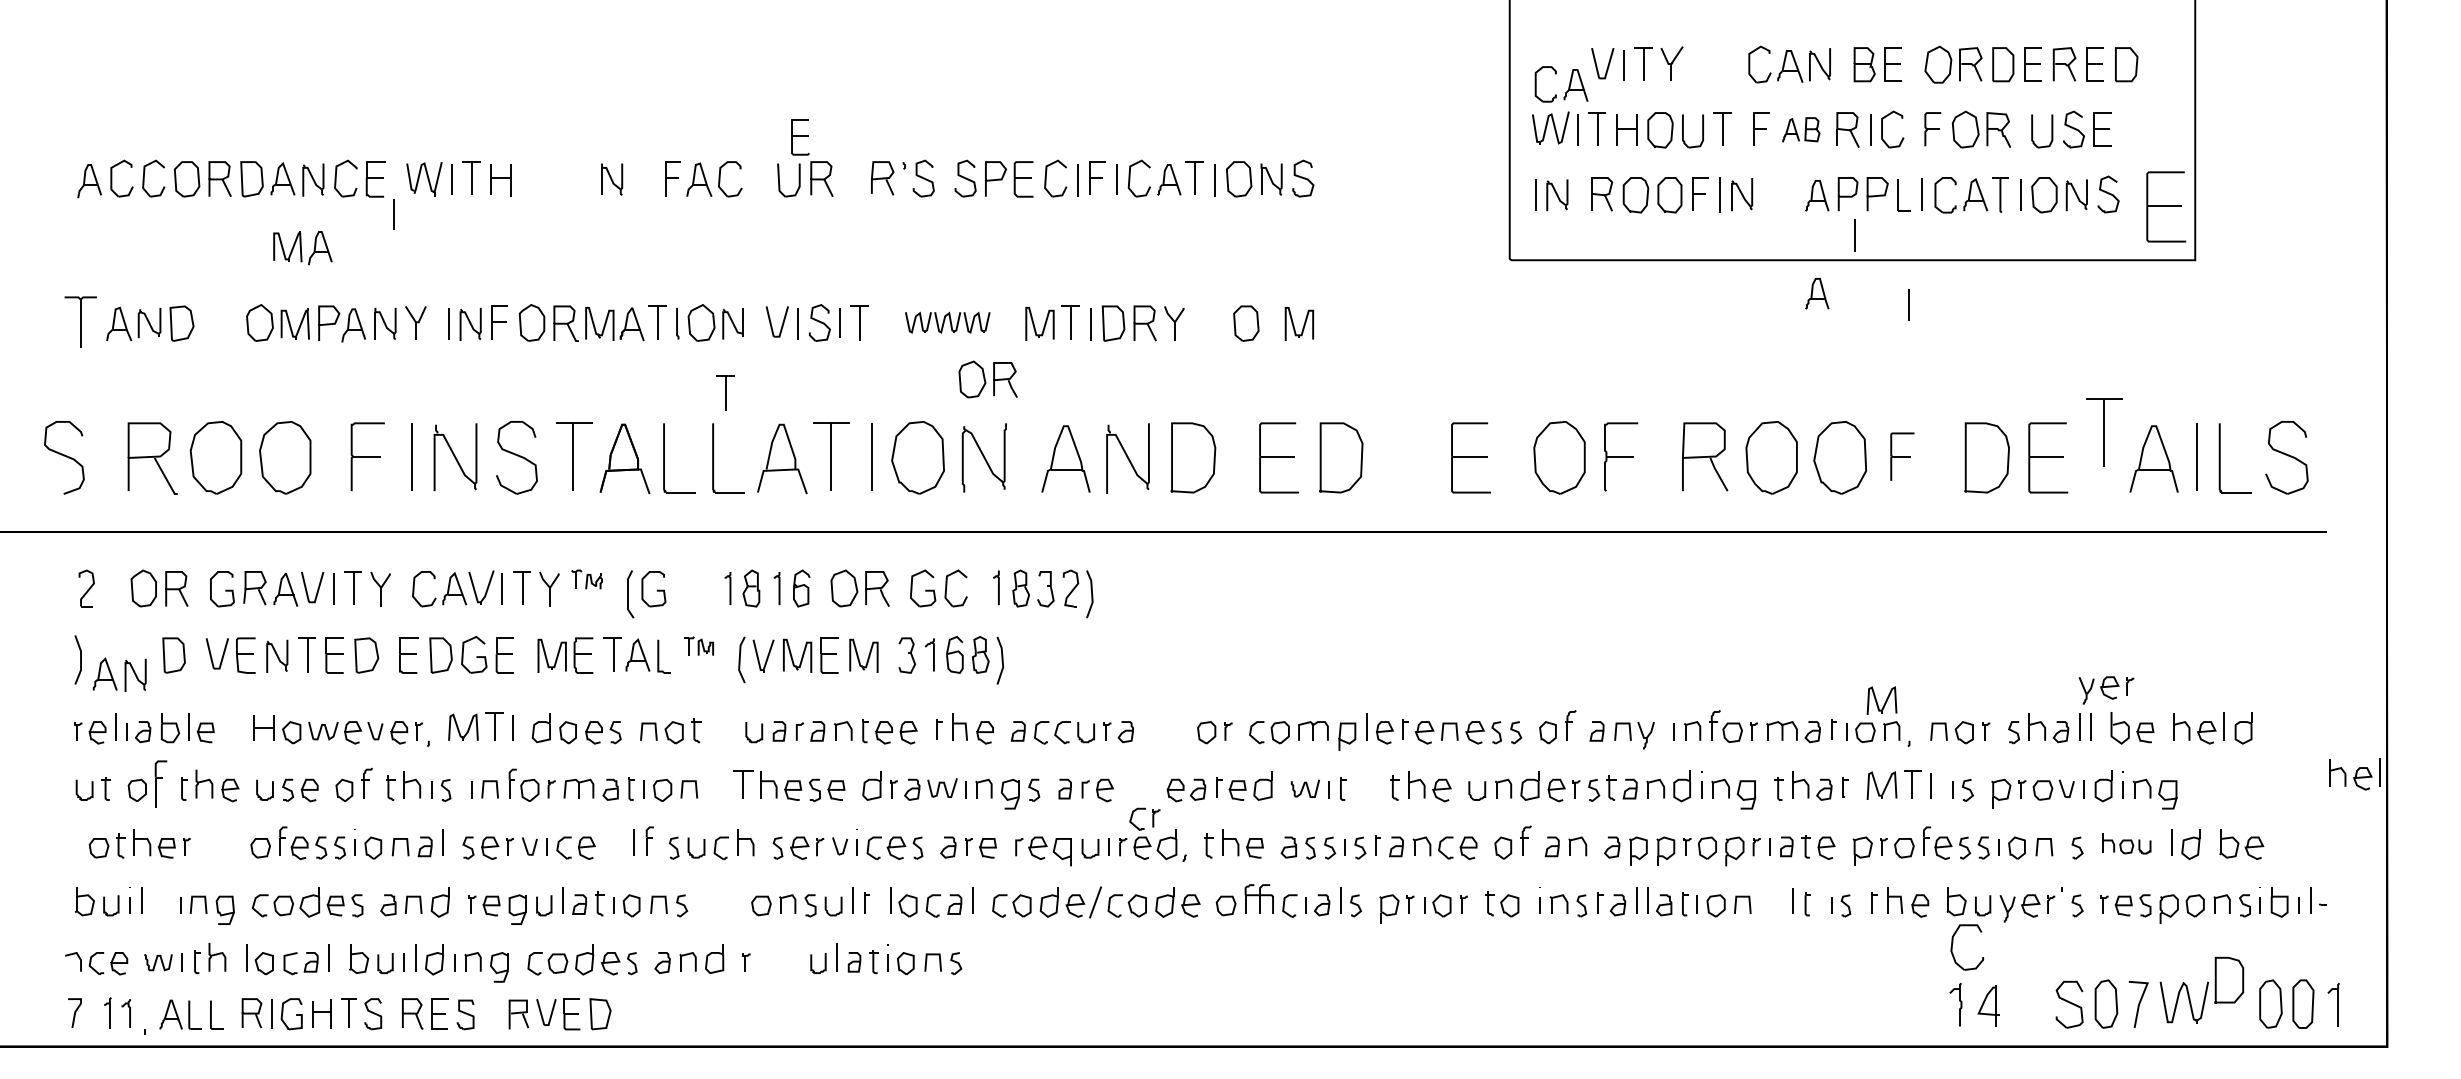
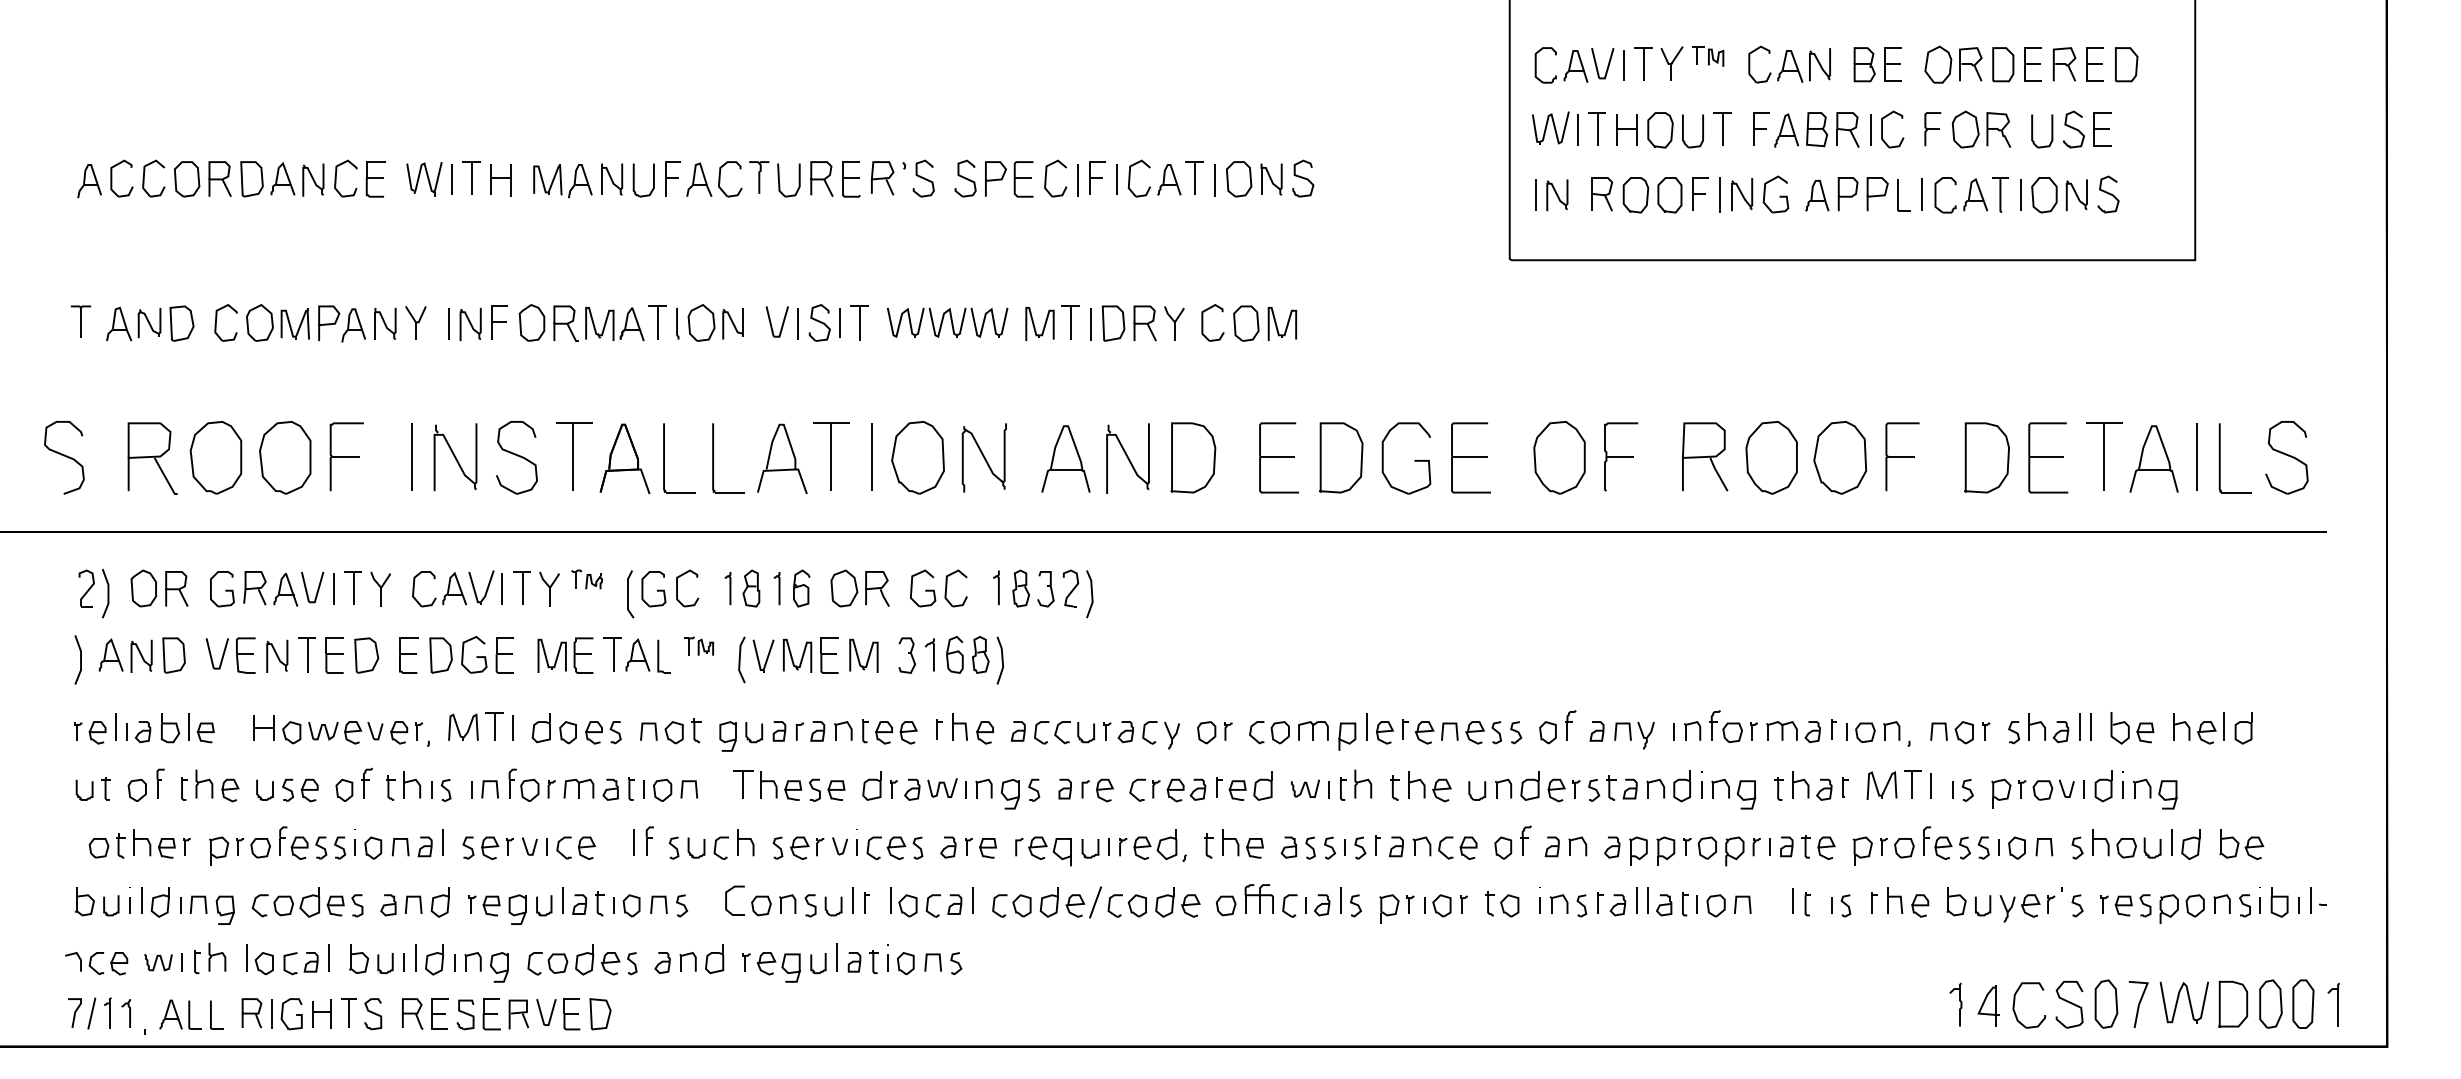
part: none -> present (1708, 56)
part position: (1568, 86) -> (1568, 67) (1568, 67)
part size: 39x26 px -> 55x36 px (1801, 129)
part position: (800, 137) -> (851, 179) (851, 179)
part: none -> present (759, 177)
part: none -> present (634, 180)
part: none -> present (1775, 194)
part: present -> none (2166, 206)
line: present -> none (393, 214)
line: present -> none (1854, 235)
part position: (302, 248) -> (562, 181) (562, 181)
part: present -> none (1817, 293)
line: present -> none (1908, 304)
part: none -> present (217, 318)
part size: 33x52 px -> 21x33 px (81, 321)
part size: 86x23 px -> 122x31 px (947, 322)
part: none -> present (1203, 322)
part position: (1299, 323) -> (1282, 323) (1282, 323)
part: present -> none (987, 379)
part: present -> none (725, 392)
part position: (2104, 432) -> (2104, 456) (2104, 456)
part position: (367, 456) -> (346, 456) (346, 456)
part size: 25x49 px -> 35x70 px (1902, 456)
part: none -> present (1414, 460)
part: none -> present (677, 588)
line: none -> present (107, 593)
part position: (119, 674) -> (125, 655) (125, 655)
part: present -> none (2106, 690)
part: present -> none (1881, 700)
part: none -> present (727, 736)
part: none -> present (1156, 741)
part: present -> none (2354, 774)
part size: 14x48 px -> 9x31 px (160, 783)
part: none -> present (1363, 783)
part position: (1152, 818) -> (1152, 789) (1152, 789)
part size: 50x22 px -> 70x30 px (2126, 843)
part: none -> present (226, 850)
part: none -> present (726, 900)
part: none -> present (159, 902)
part position: (1953, 943) -> (2015, 1001) (2015, 1001)
part: none -> present (778, 967)
curve position: (2216, 979) -> (2220, 1003) (2220, 1003)
line: none -> present (91, 1013)
part: none -> present (491, 1014)
